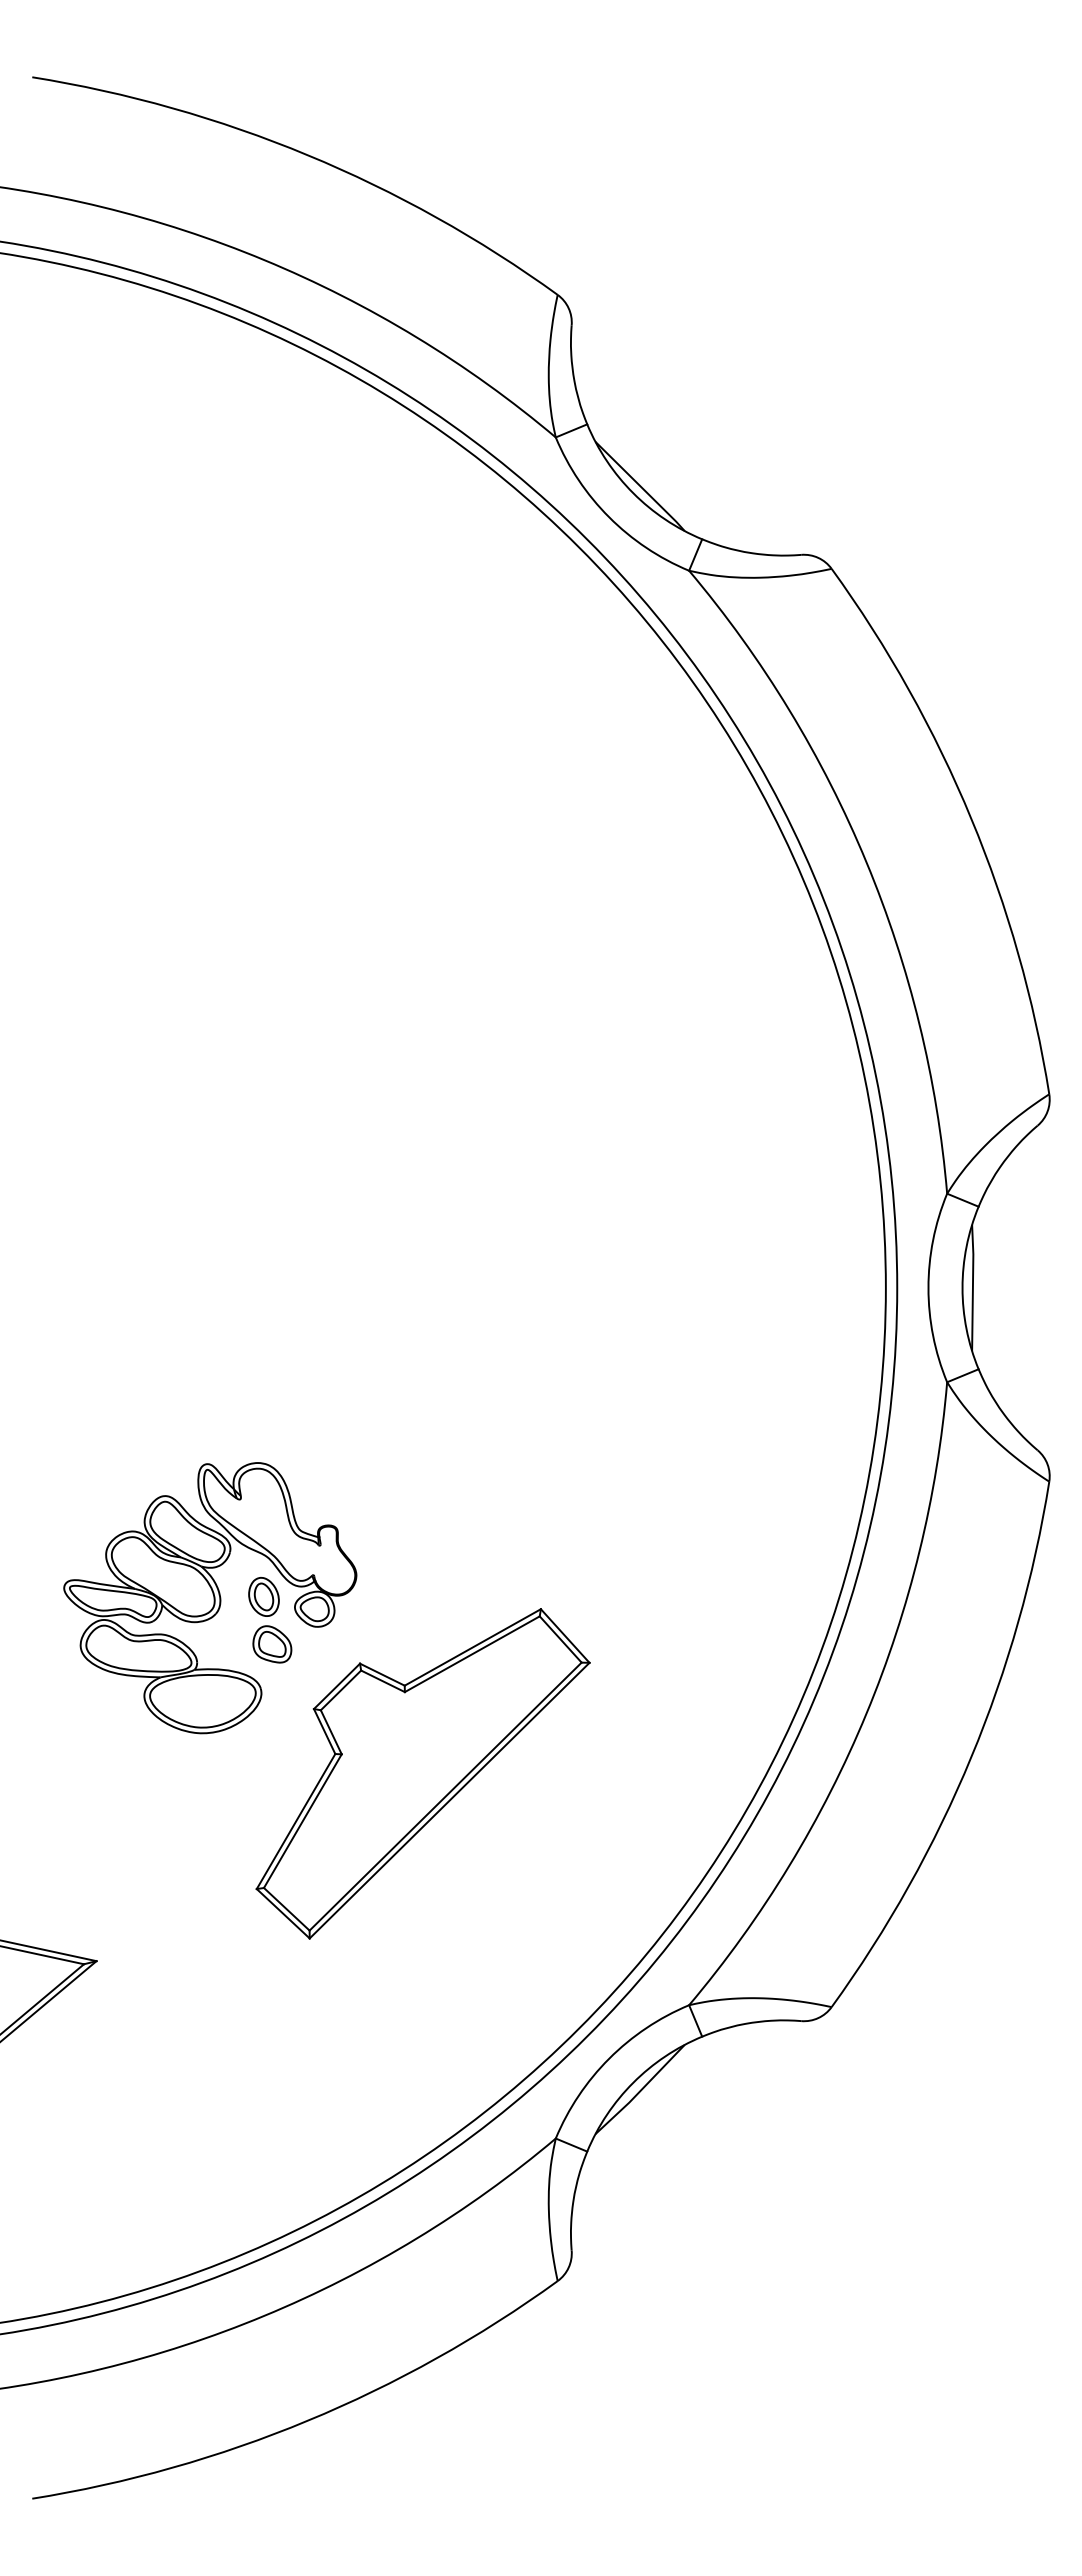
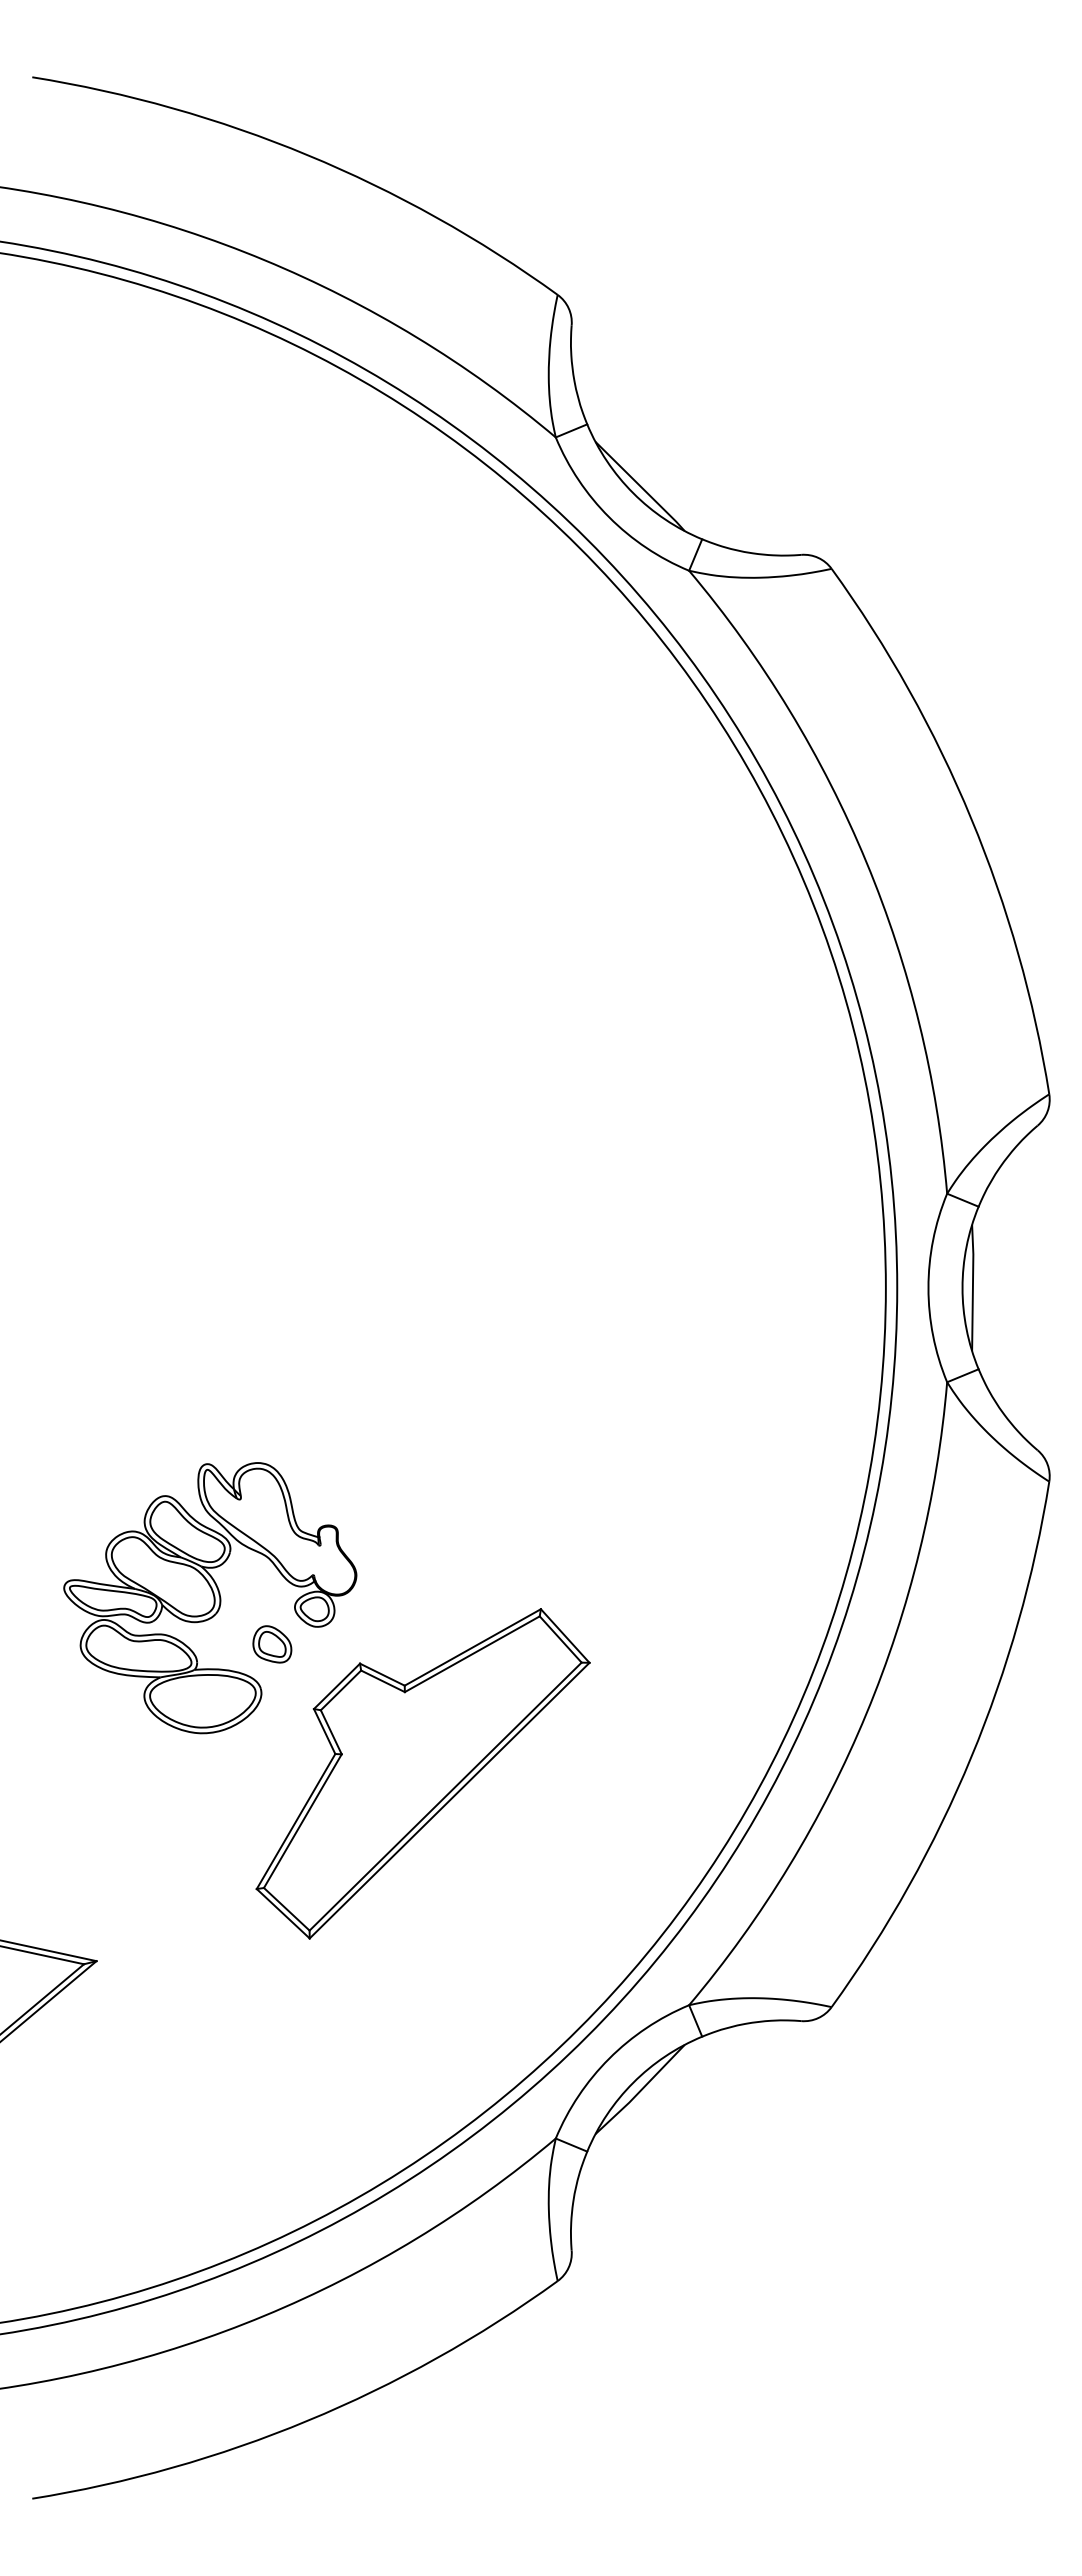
part: present -> none (263, 1596)
